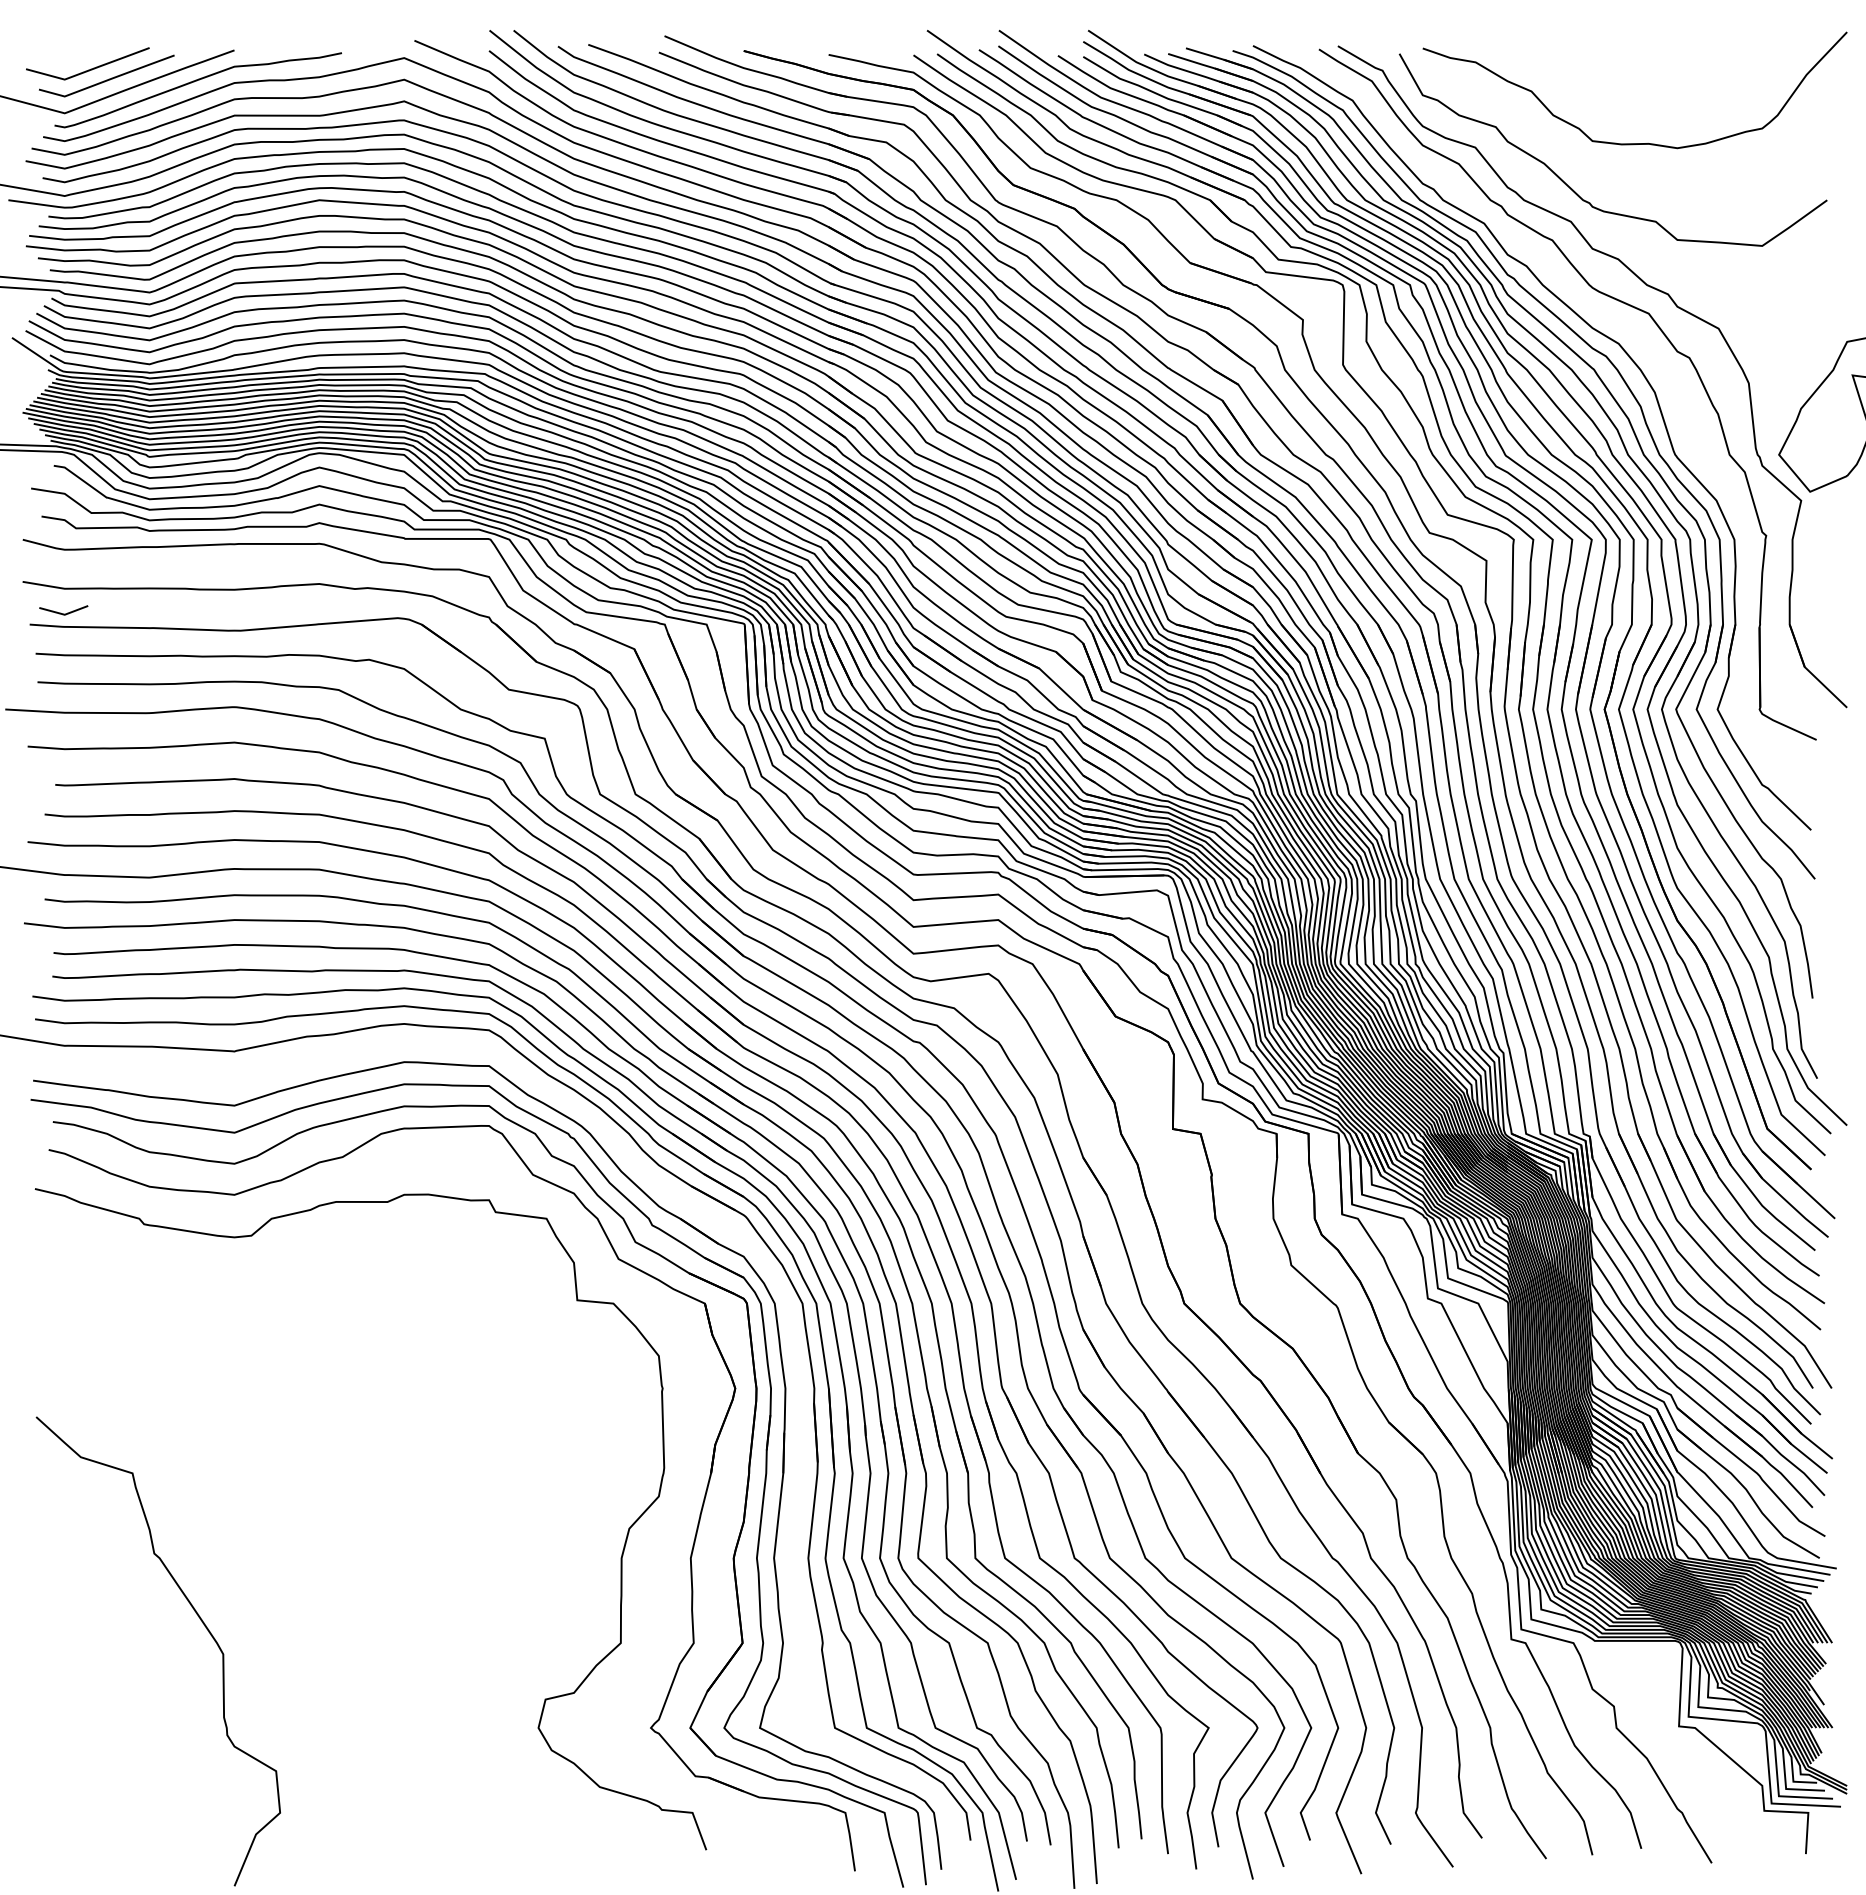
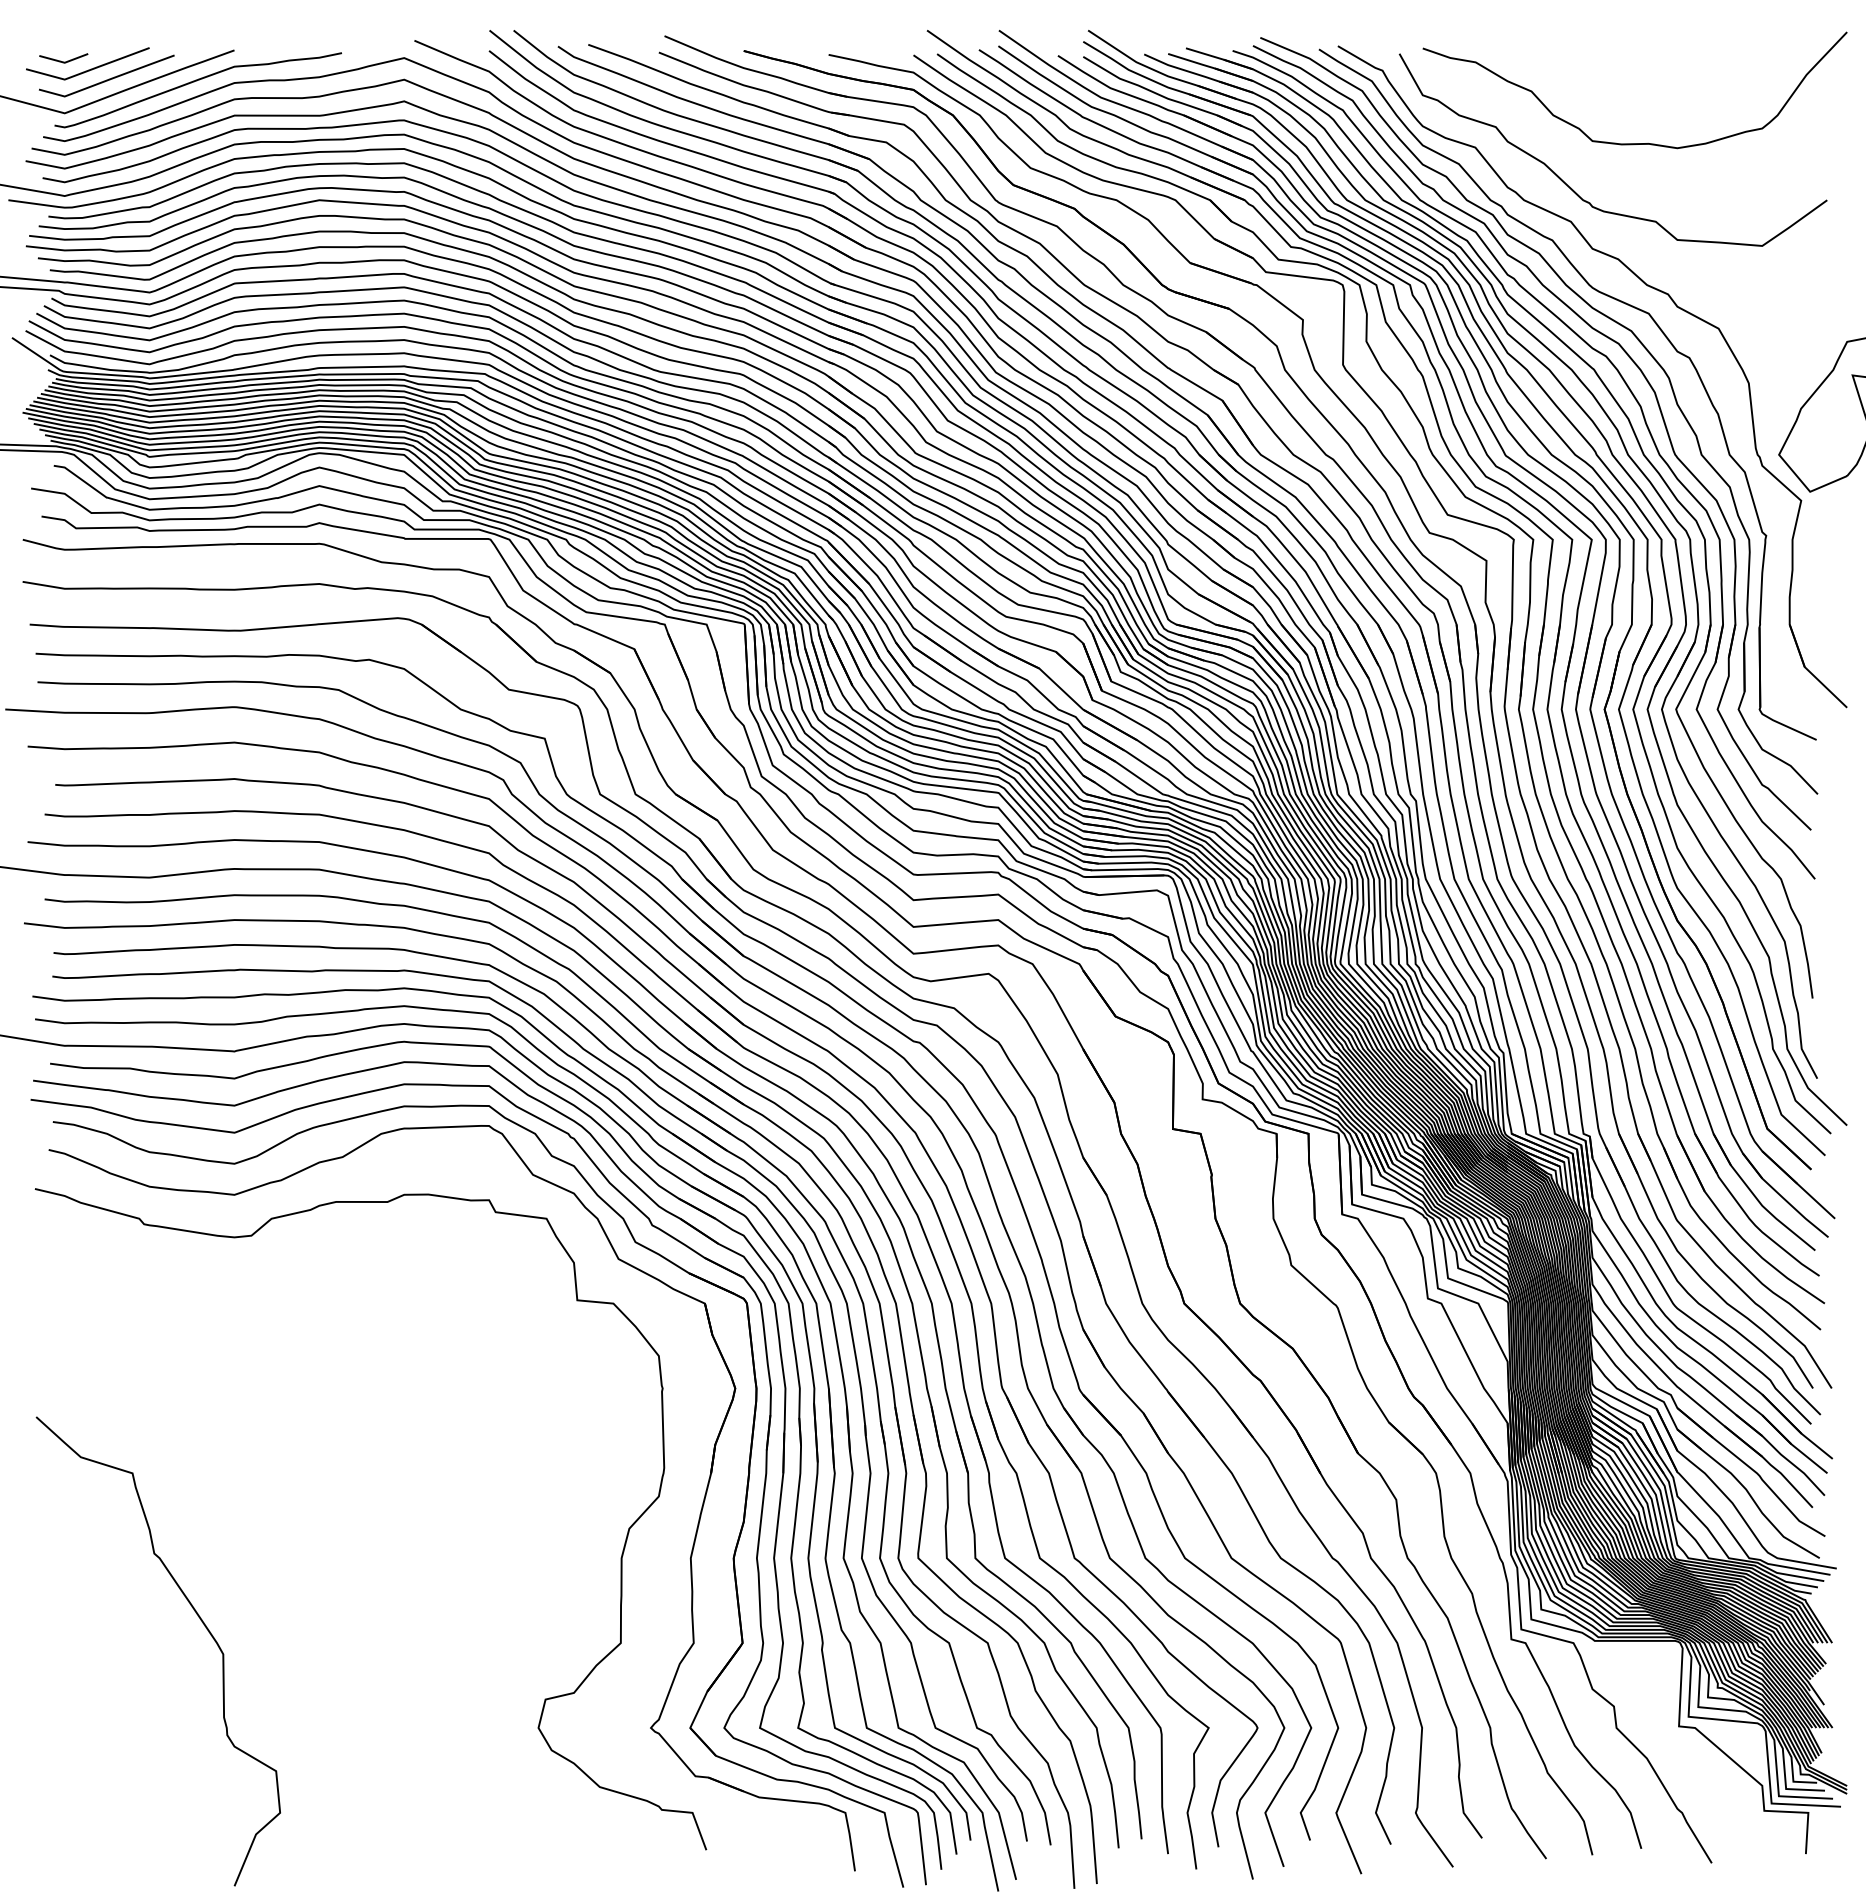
part: none -> present (1599, 313)
line position: (63, 613) -> (63, 61) (63, 61)
part: none -> present (798, 1426)
